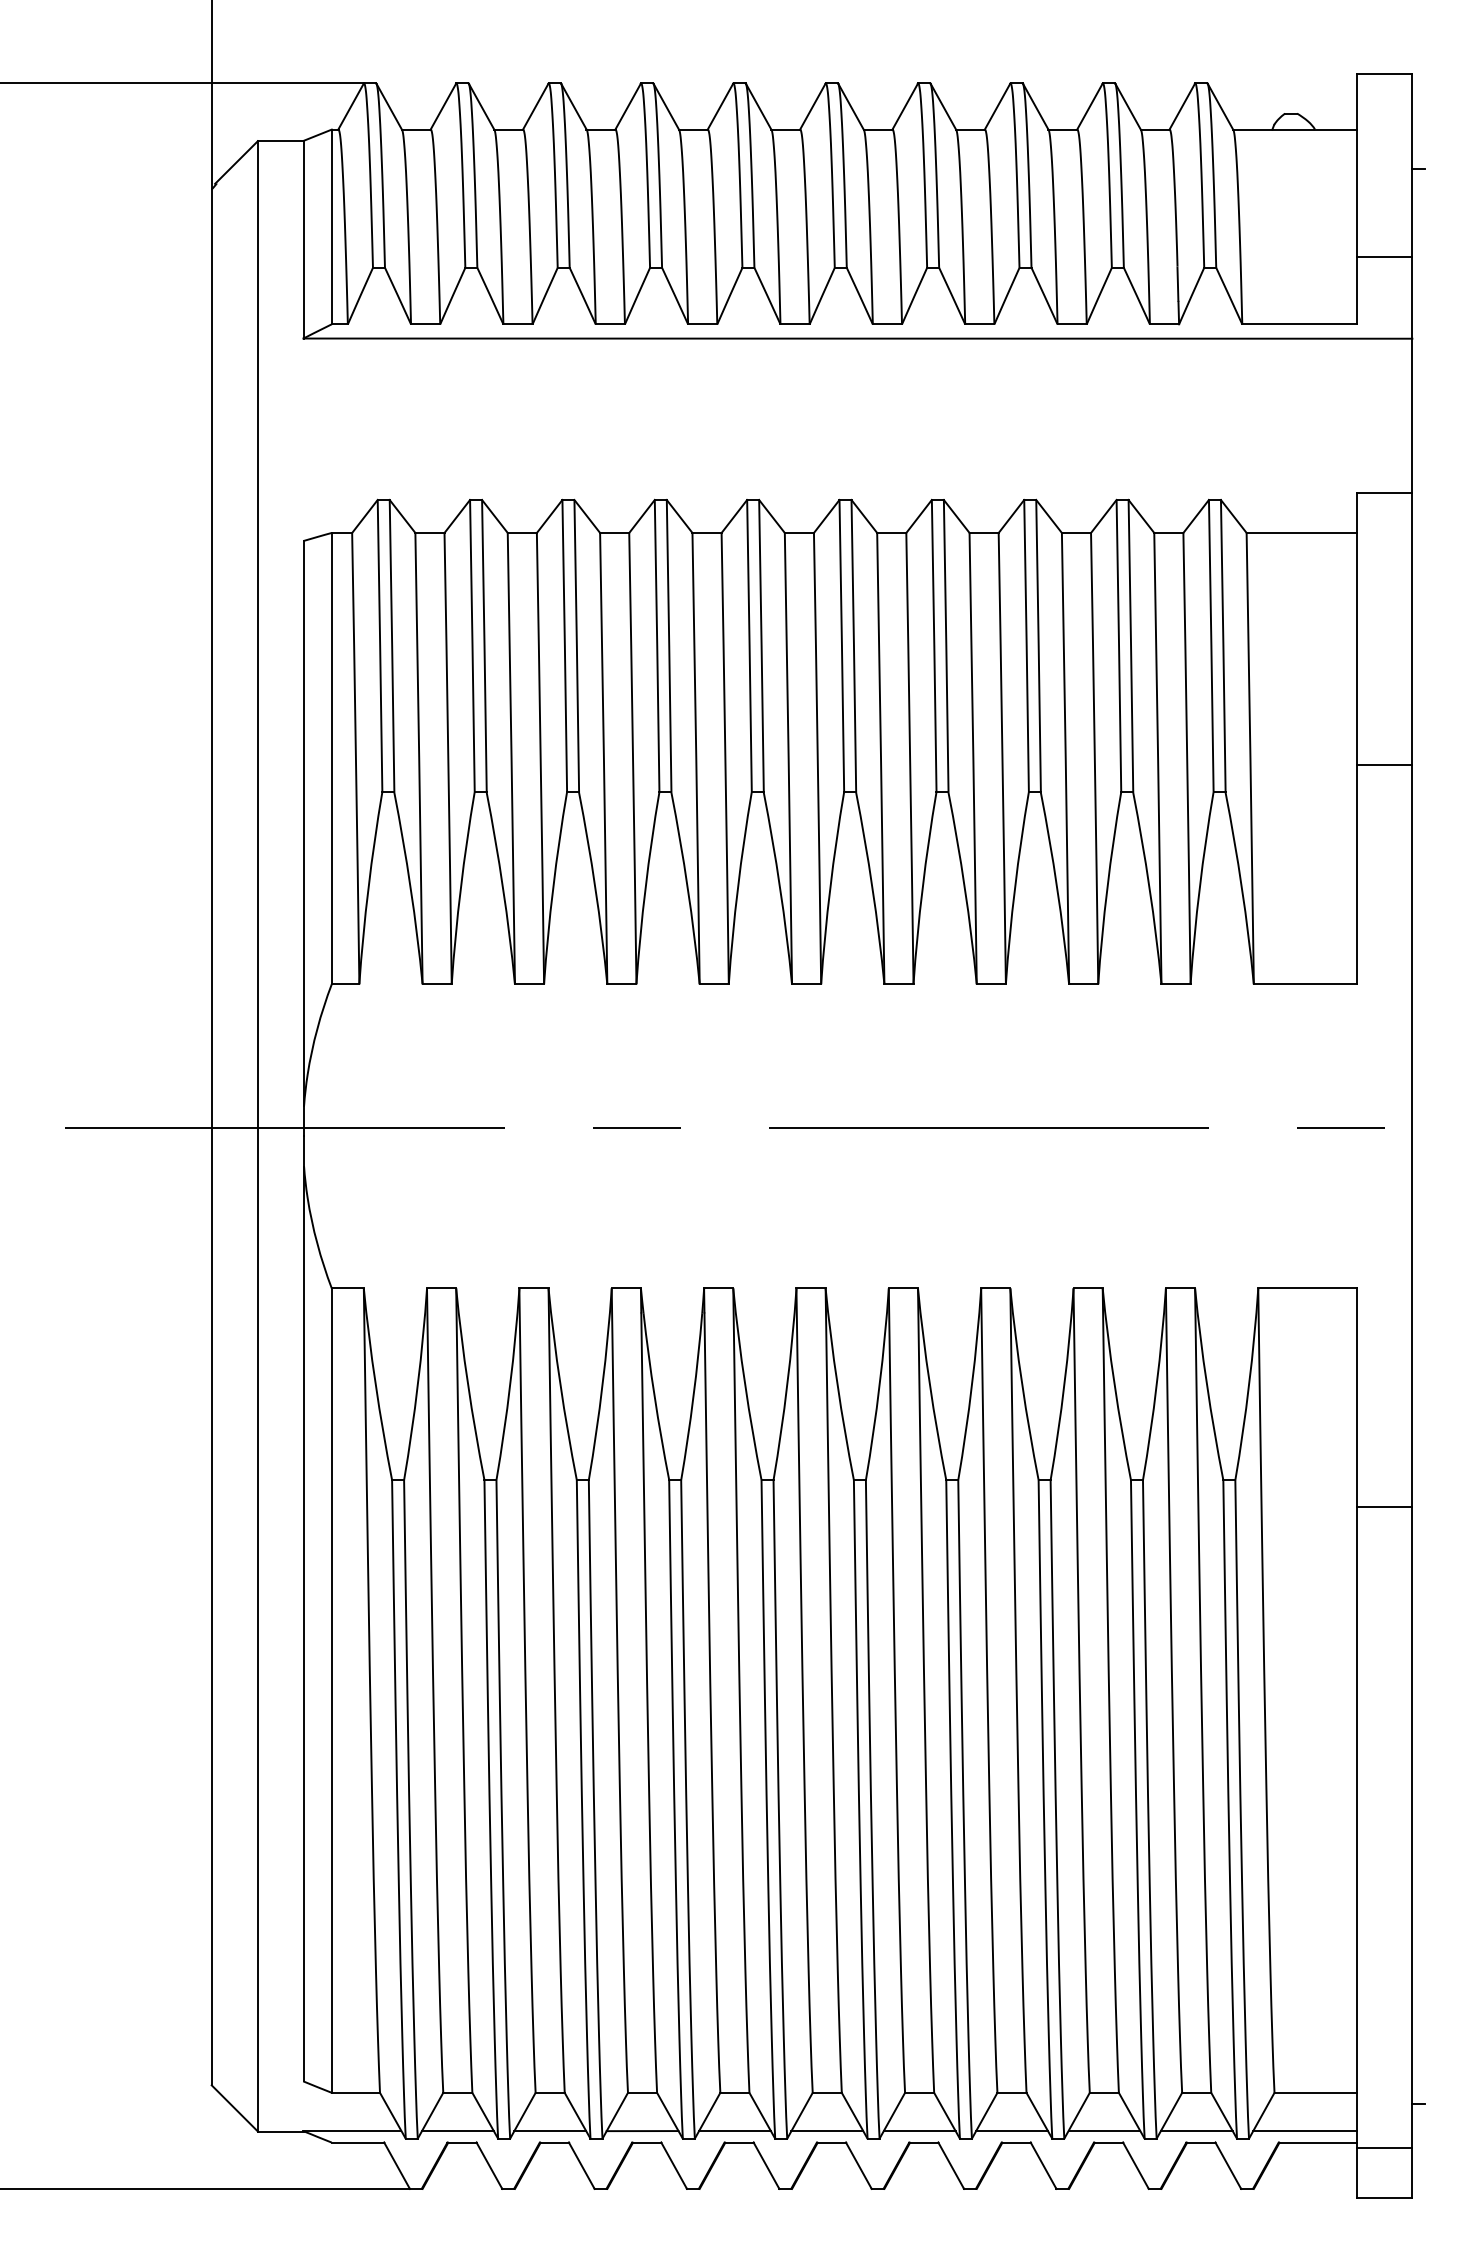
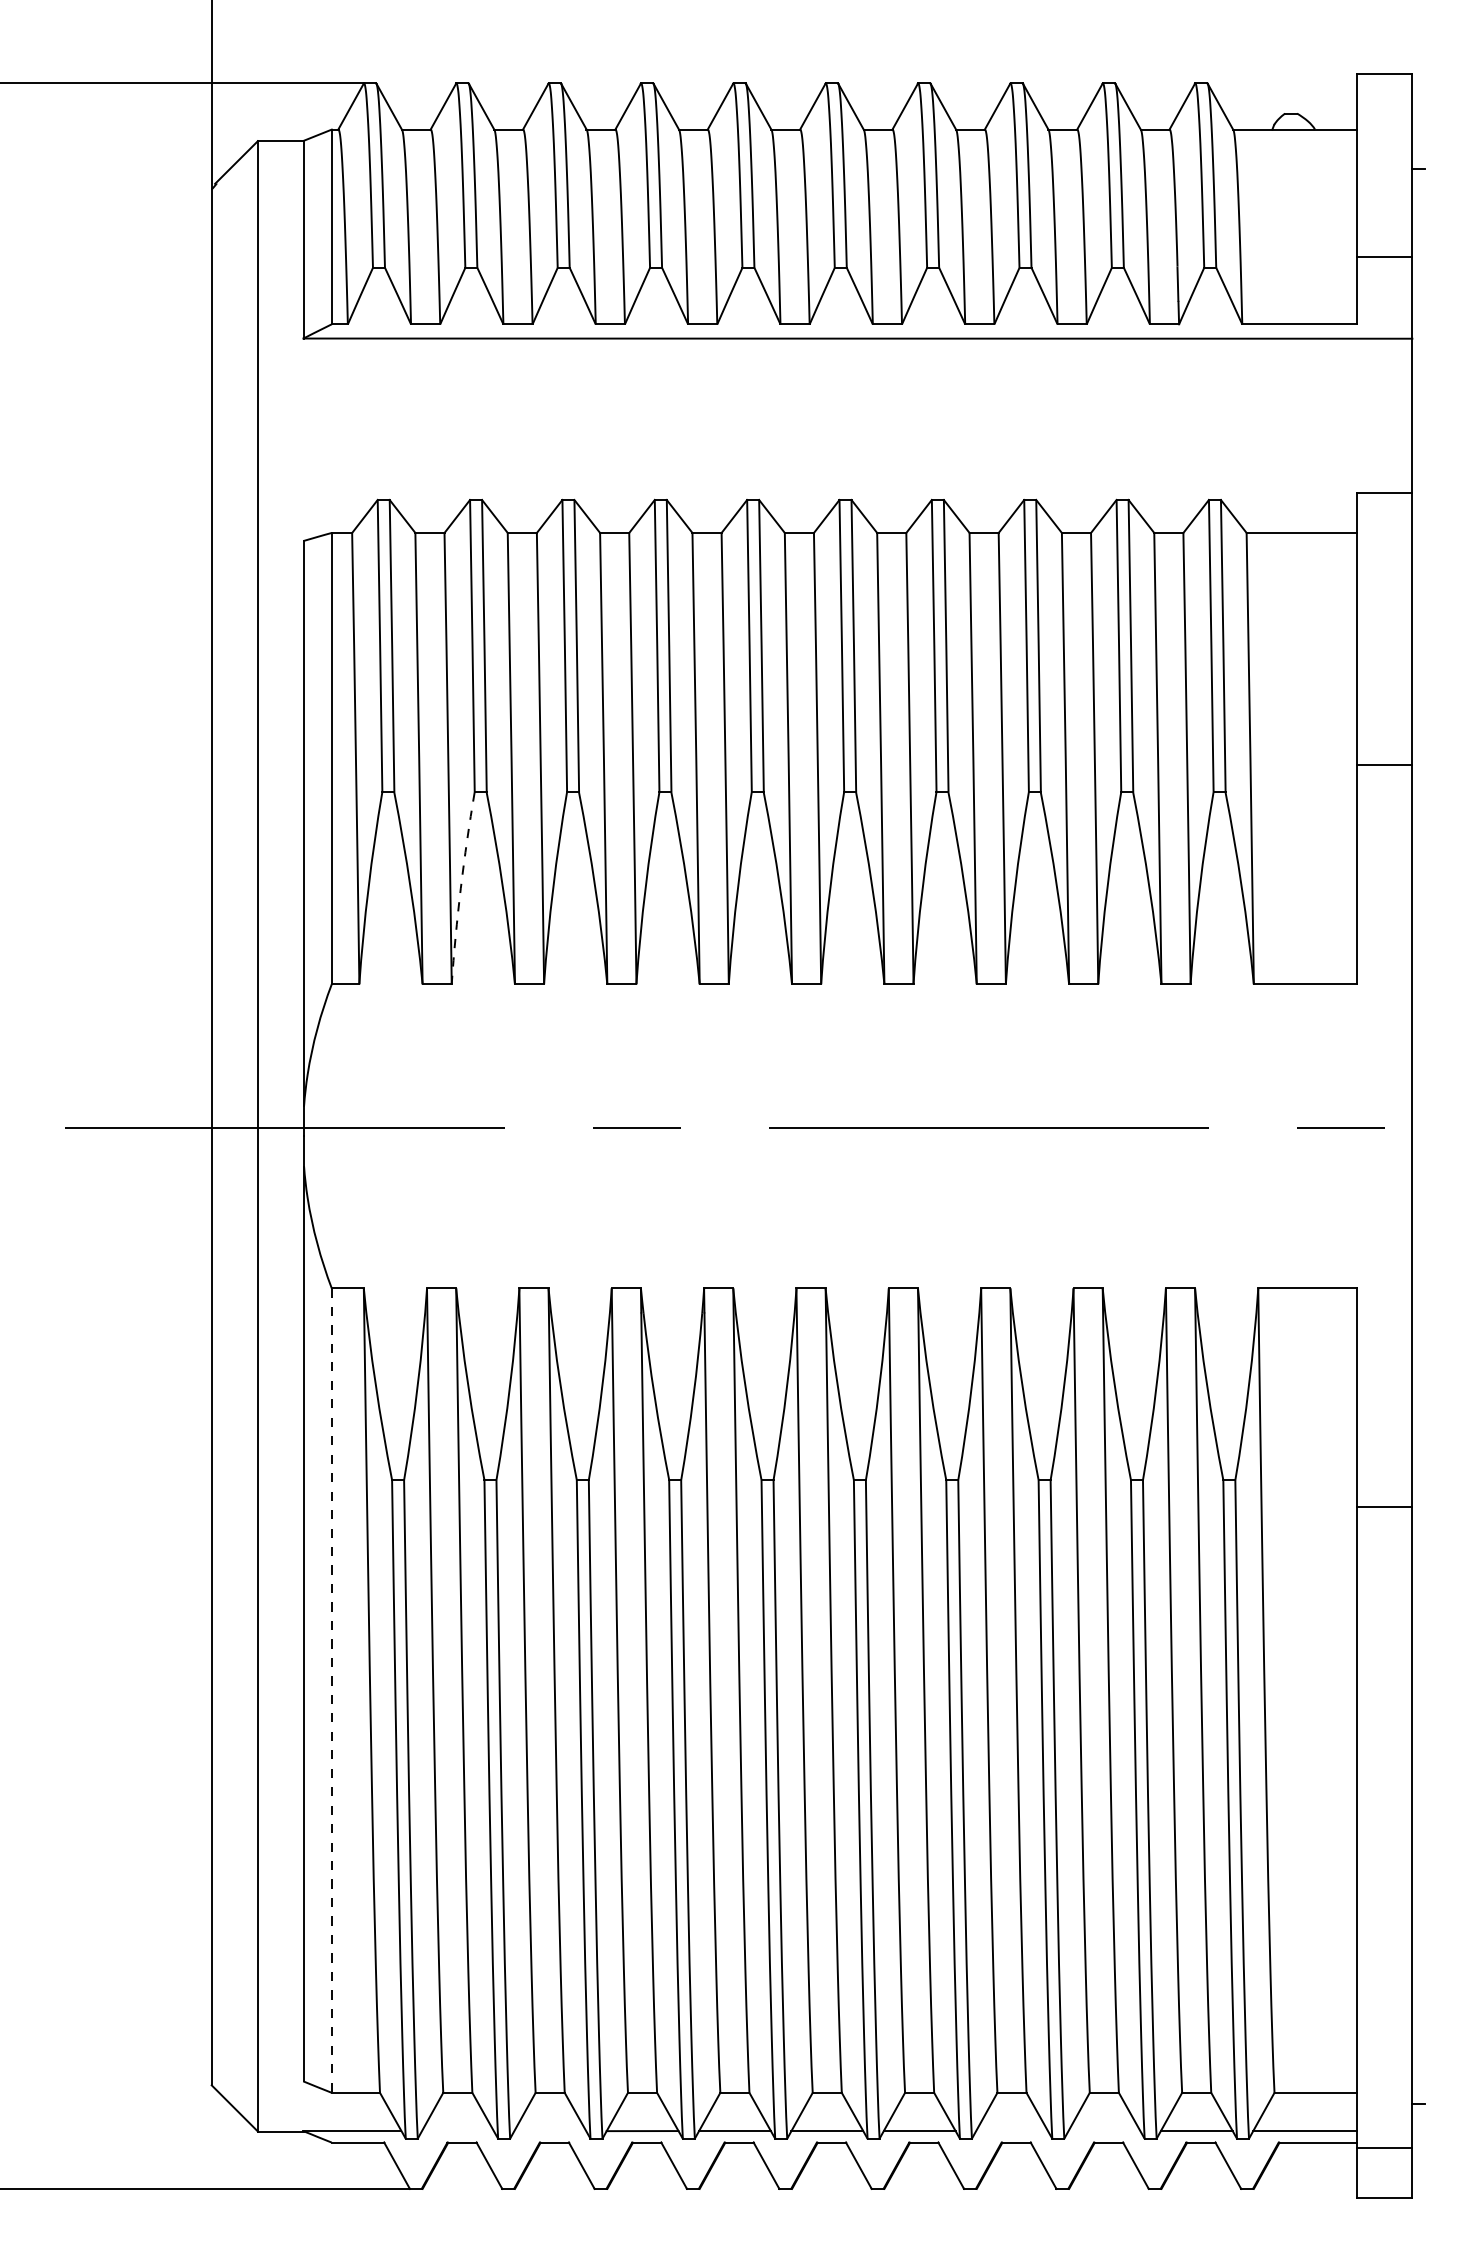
arc: solid -> dashed (460, 888)
line: solid -> dashed (331, 1691)
line: present -> none (457, 2131)
line: present -> none (550, 2131)
line: present -> none (1011, 2131)
line: present -> none (1104, 2131)
